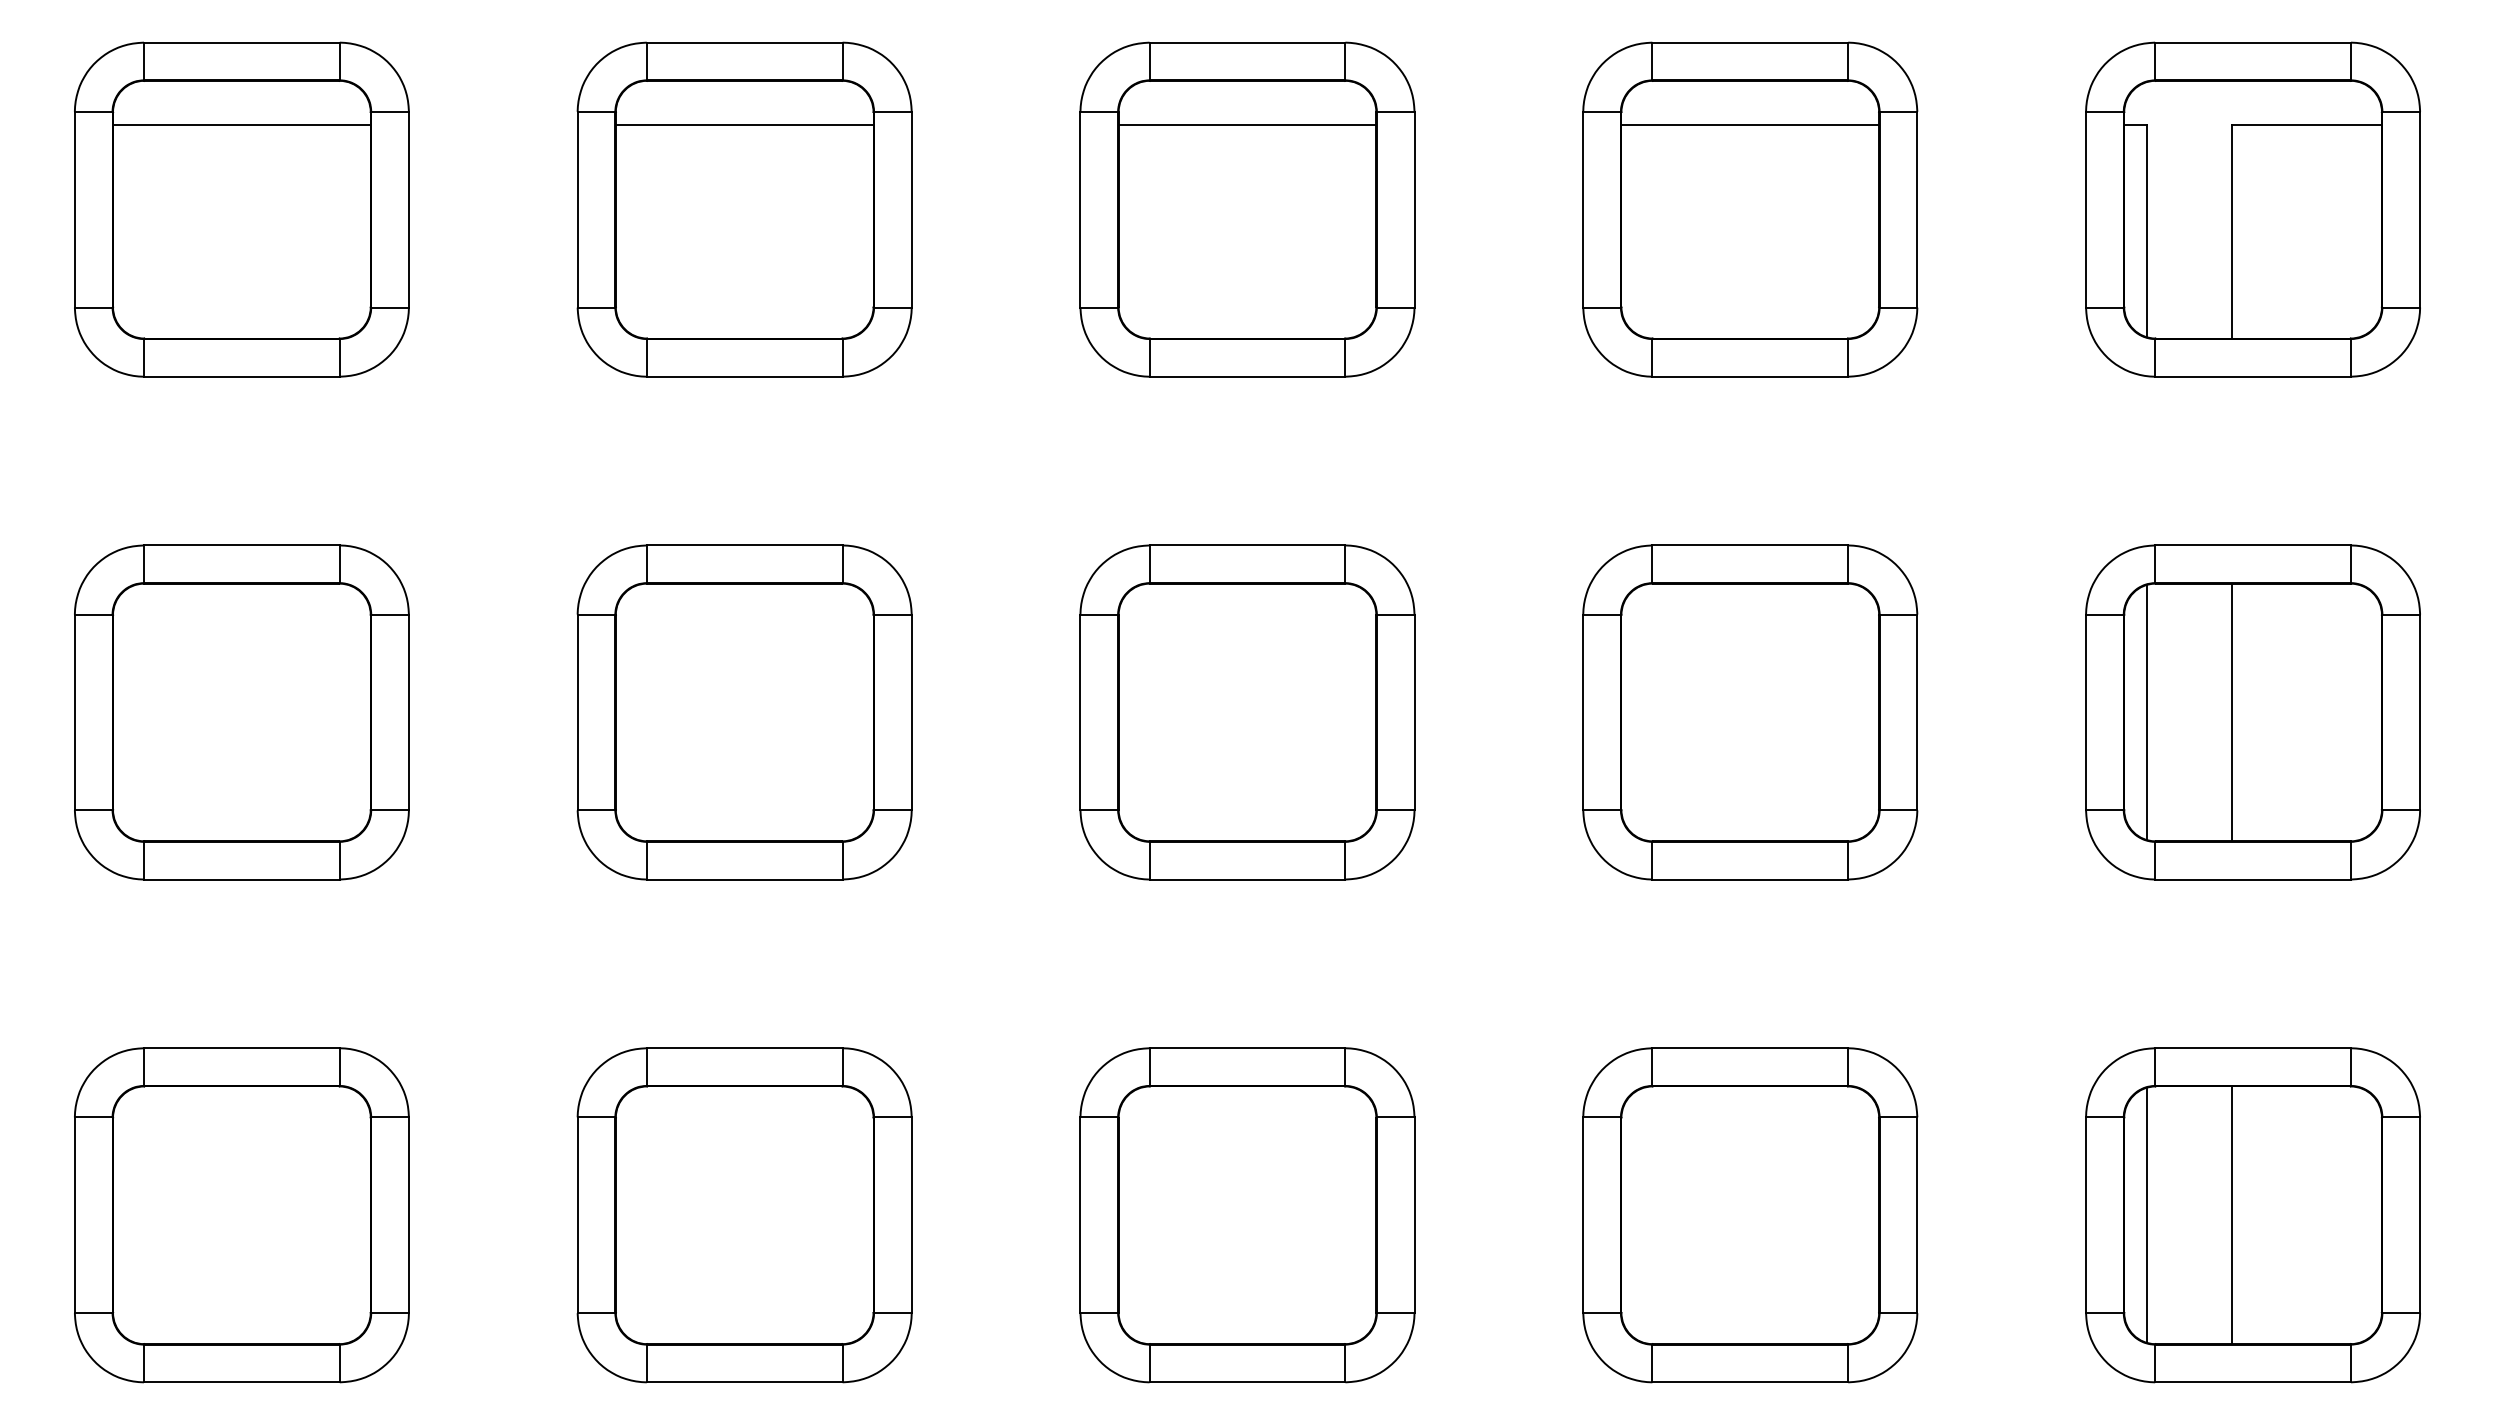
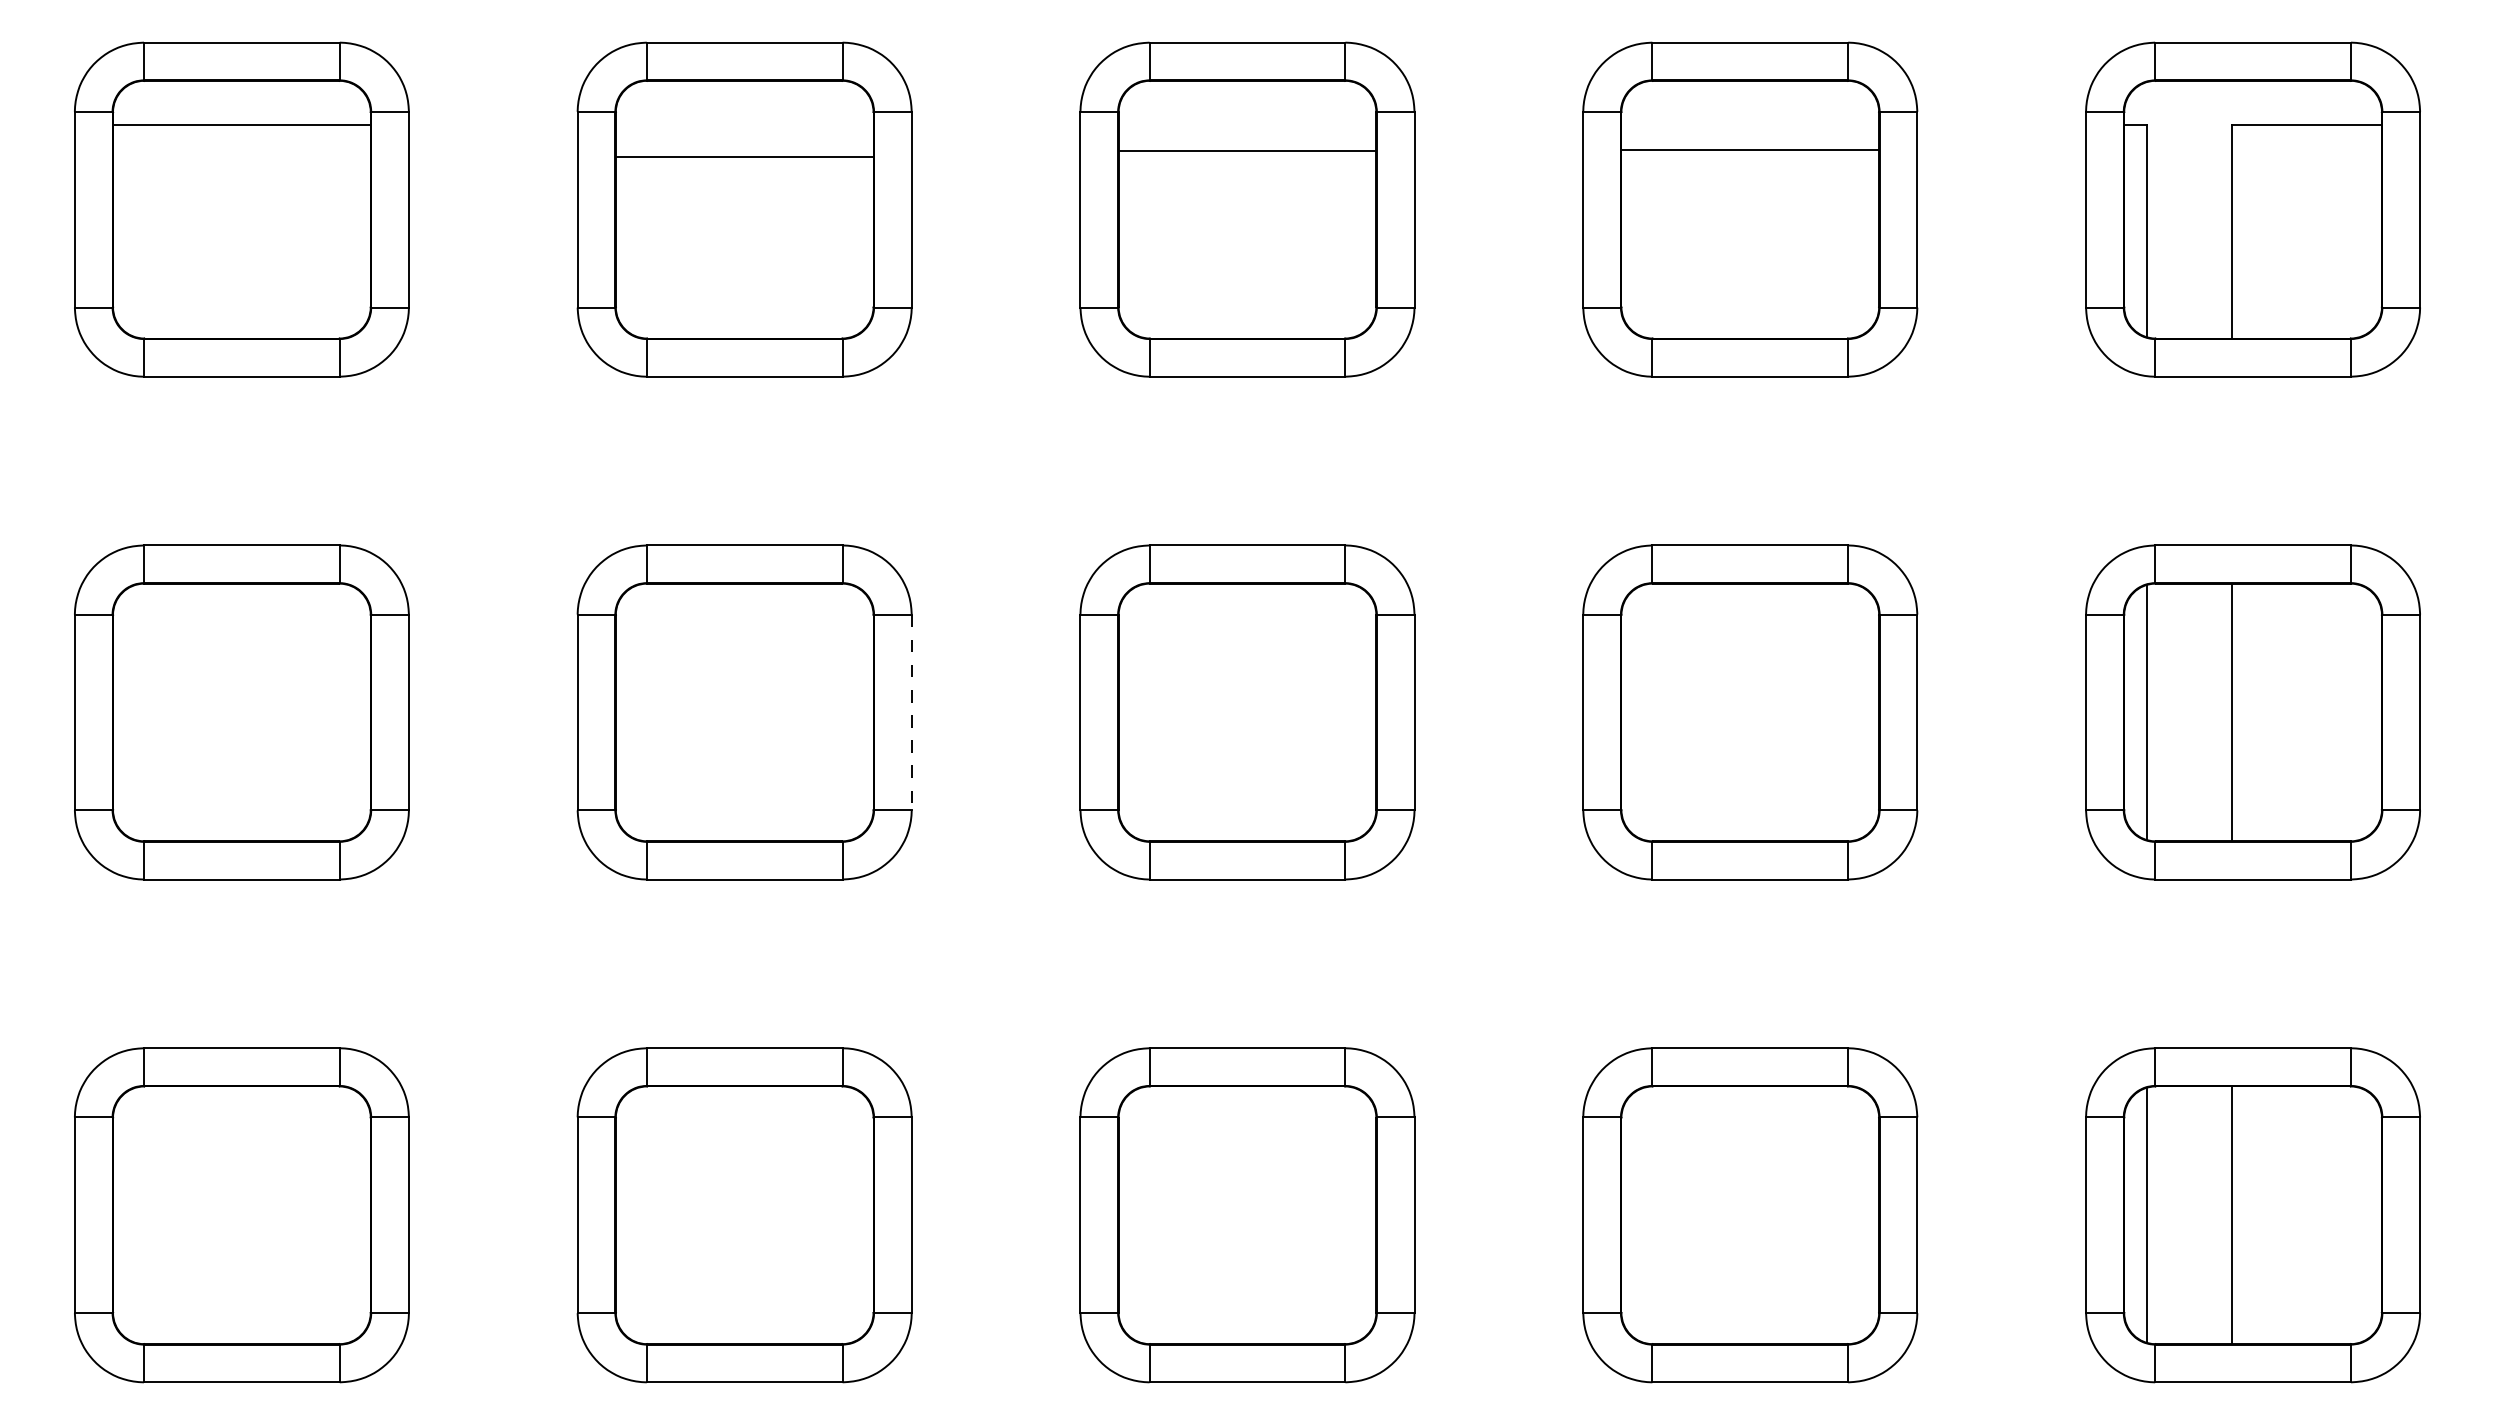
line position: (744, 125) -> (744, 157) (744, 157)
line position: (1247, 125) -> (1247, 151) (1247, 151)
line position: (1750, 125) -> (1750, 150) (1750, 150)
line: solid -> dashed (911, 712)
